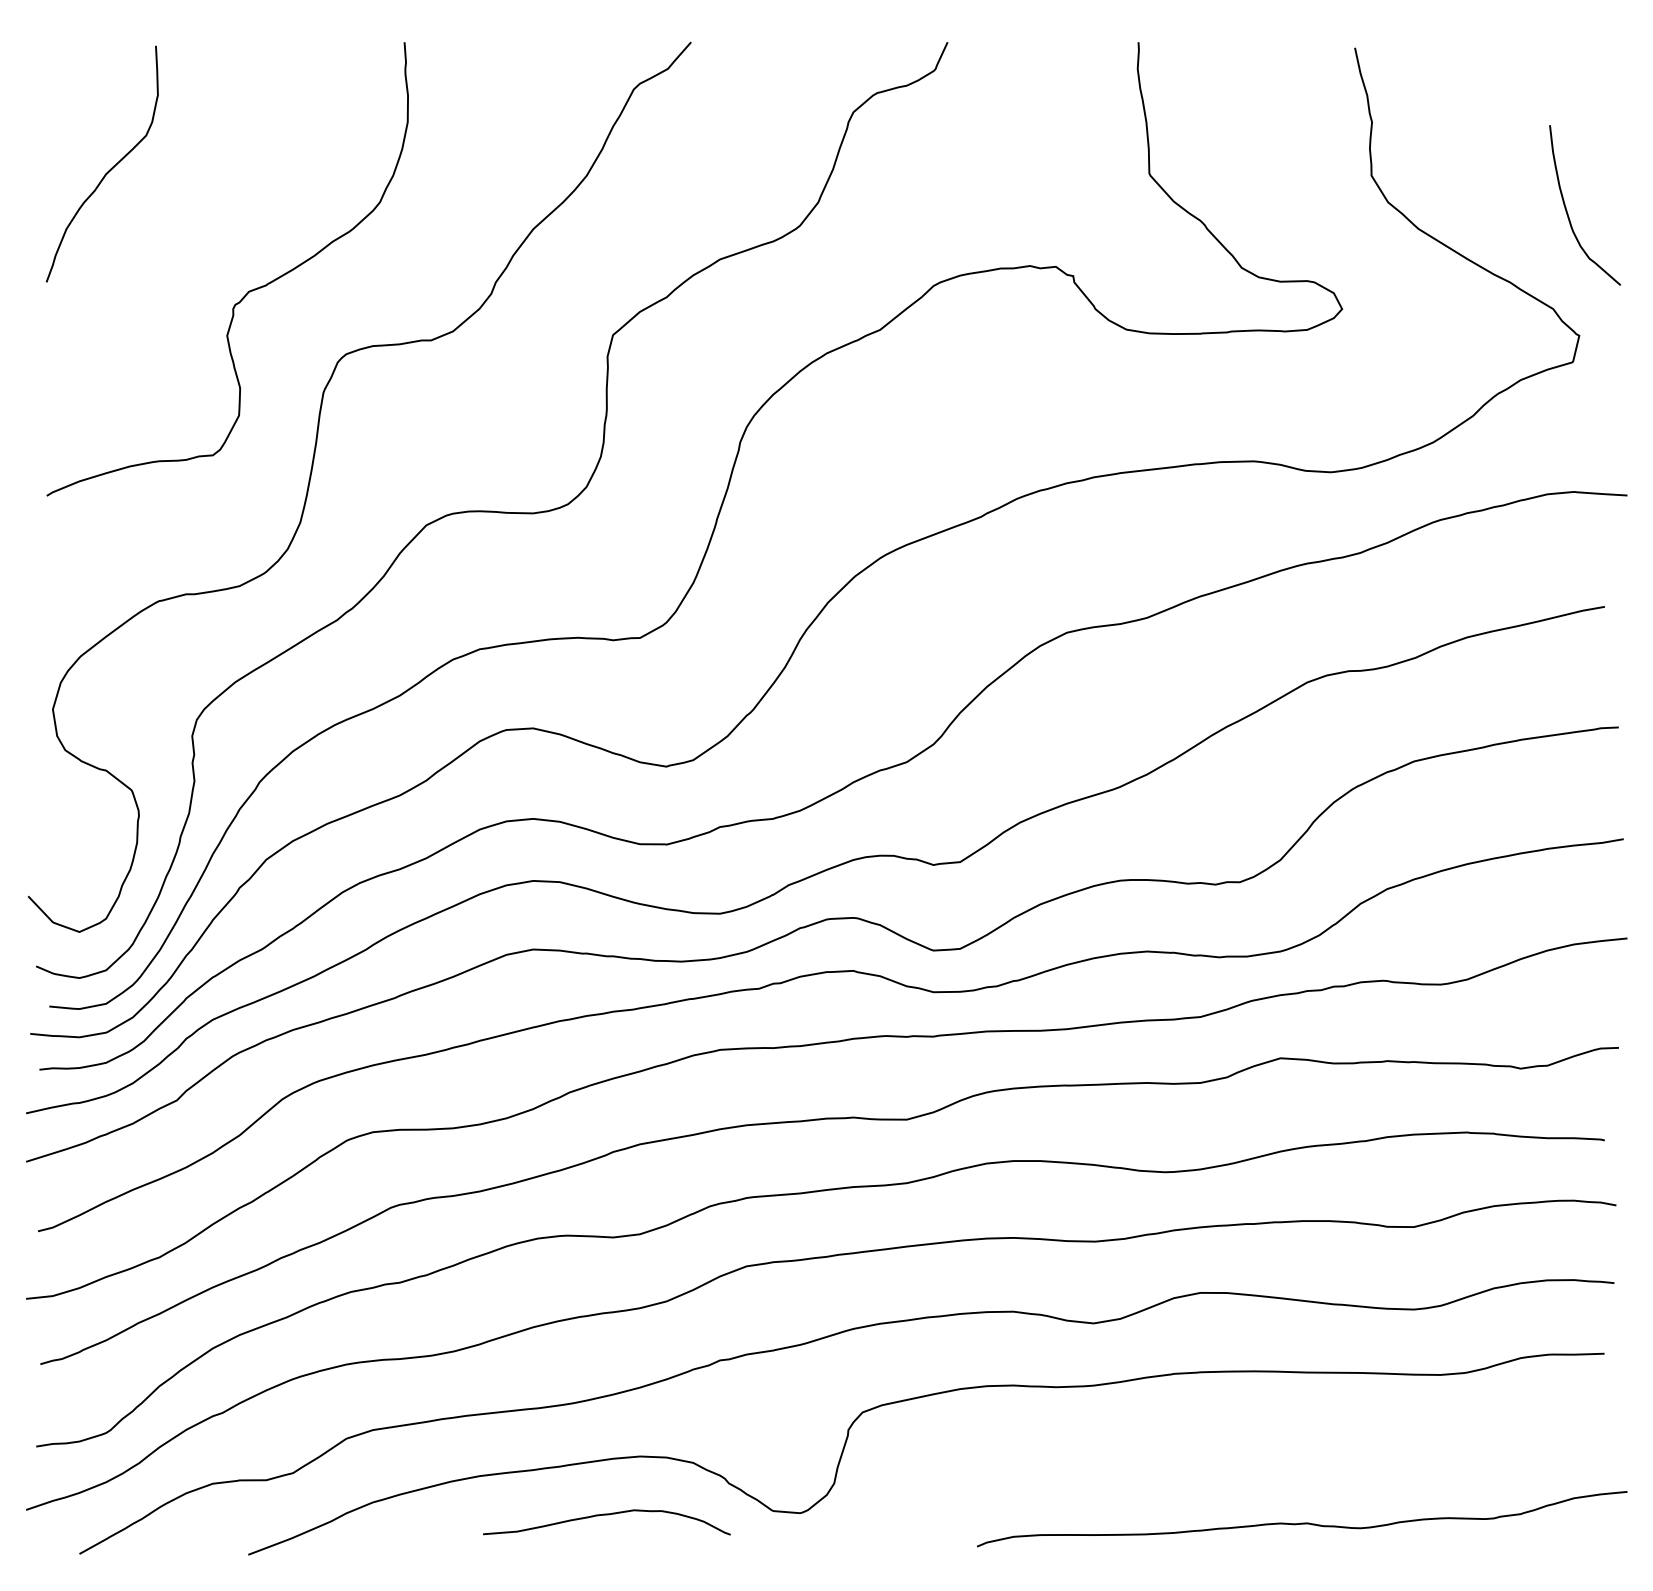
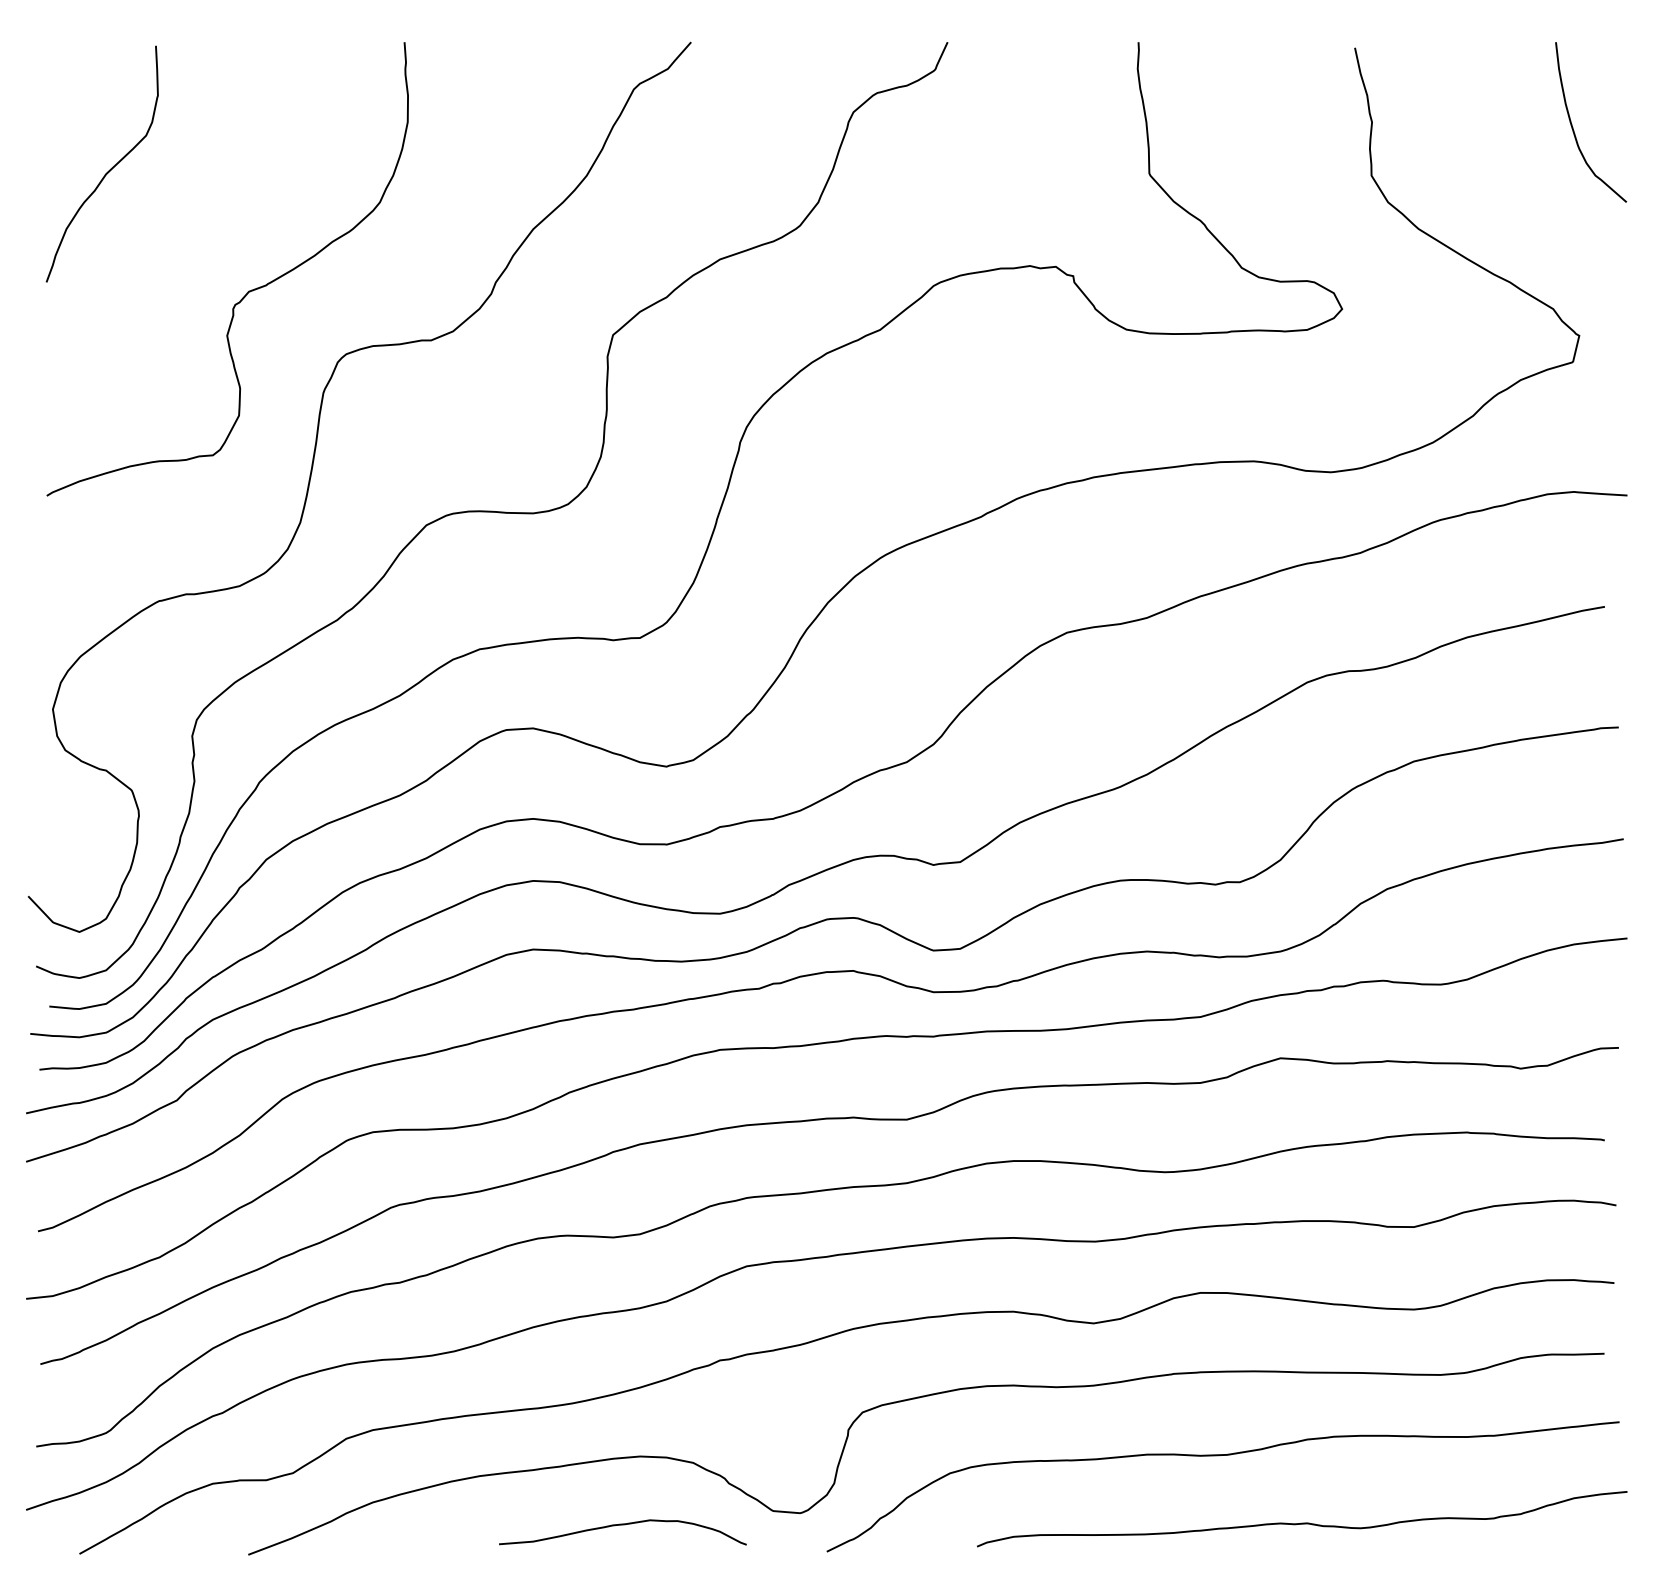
curve position: (1567, 210) -> (1573, 127) (1573, 127)
curve: none -> present (1219, 1456)
curve position: (606, 1515) -> (622, 1525) (622, 1525)
